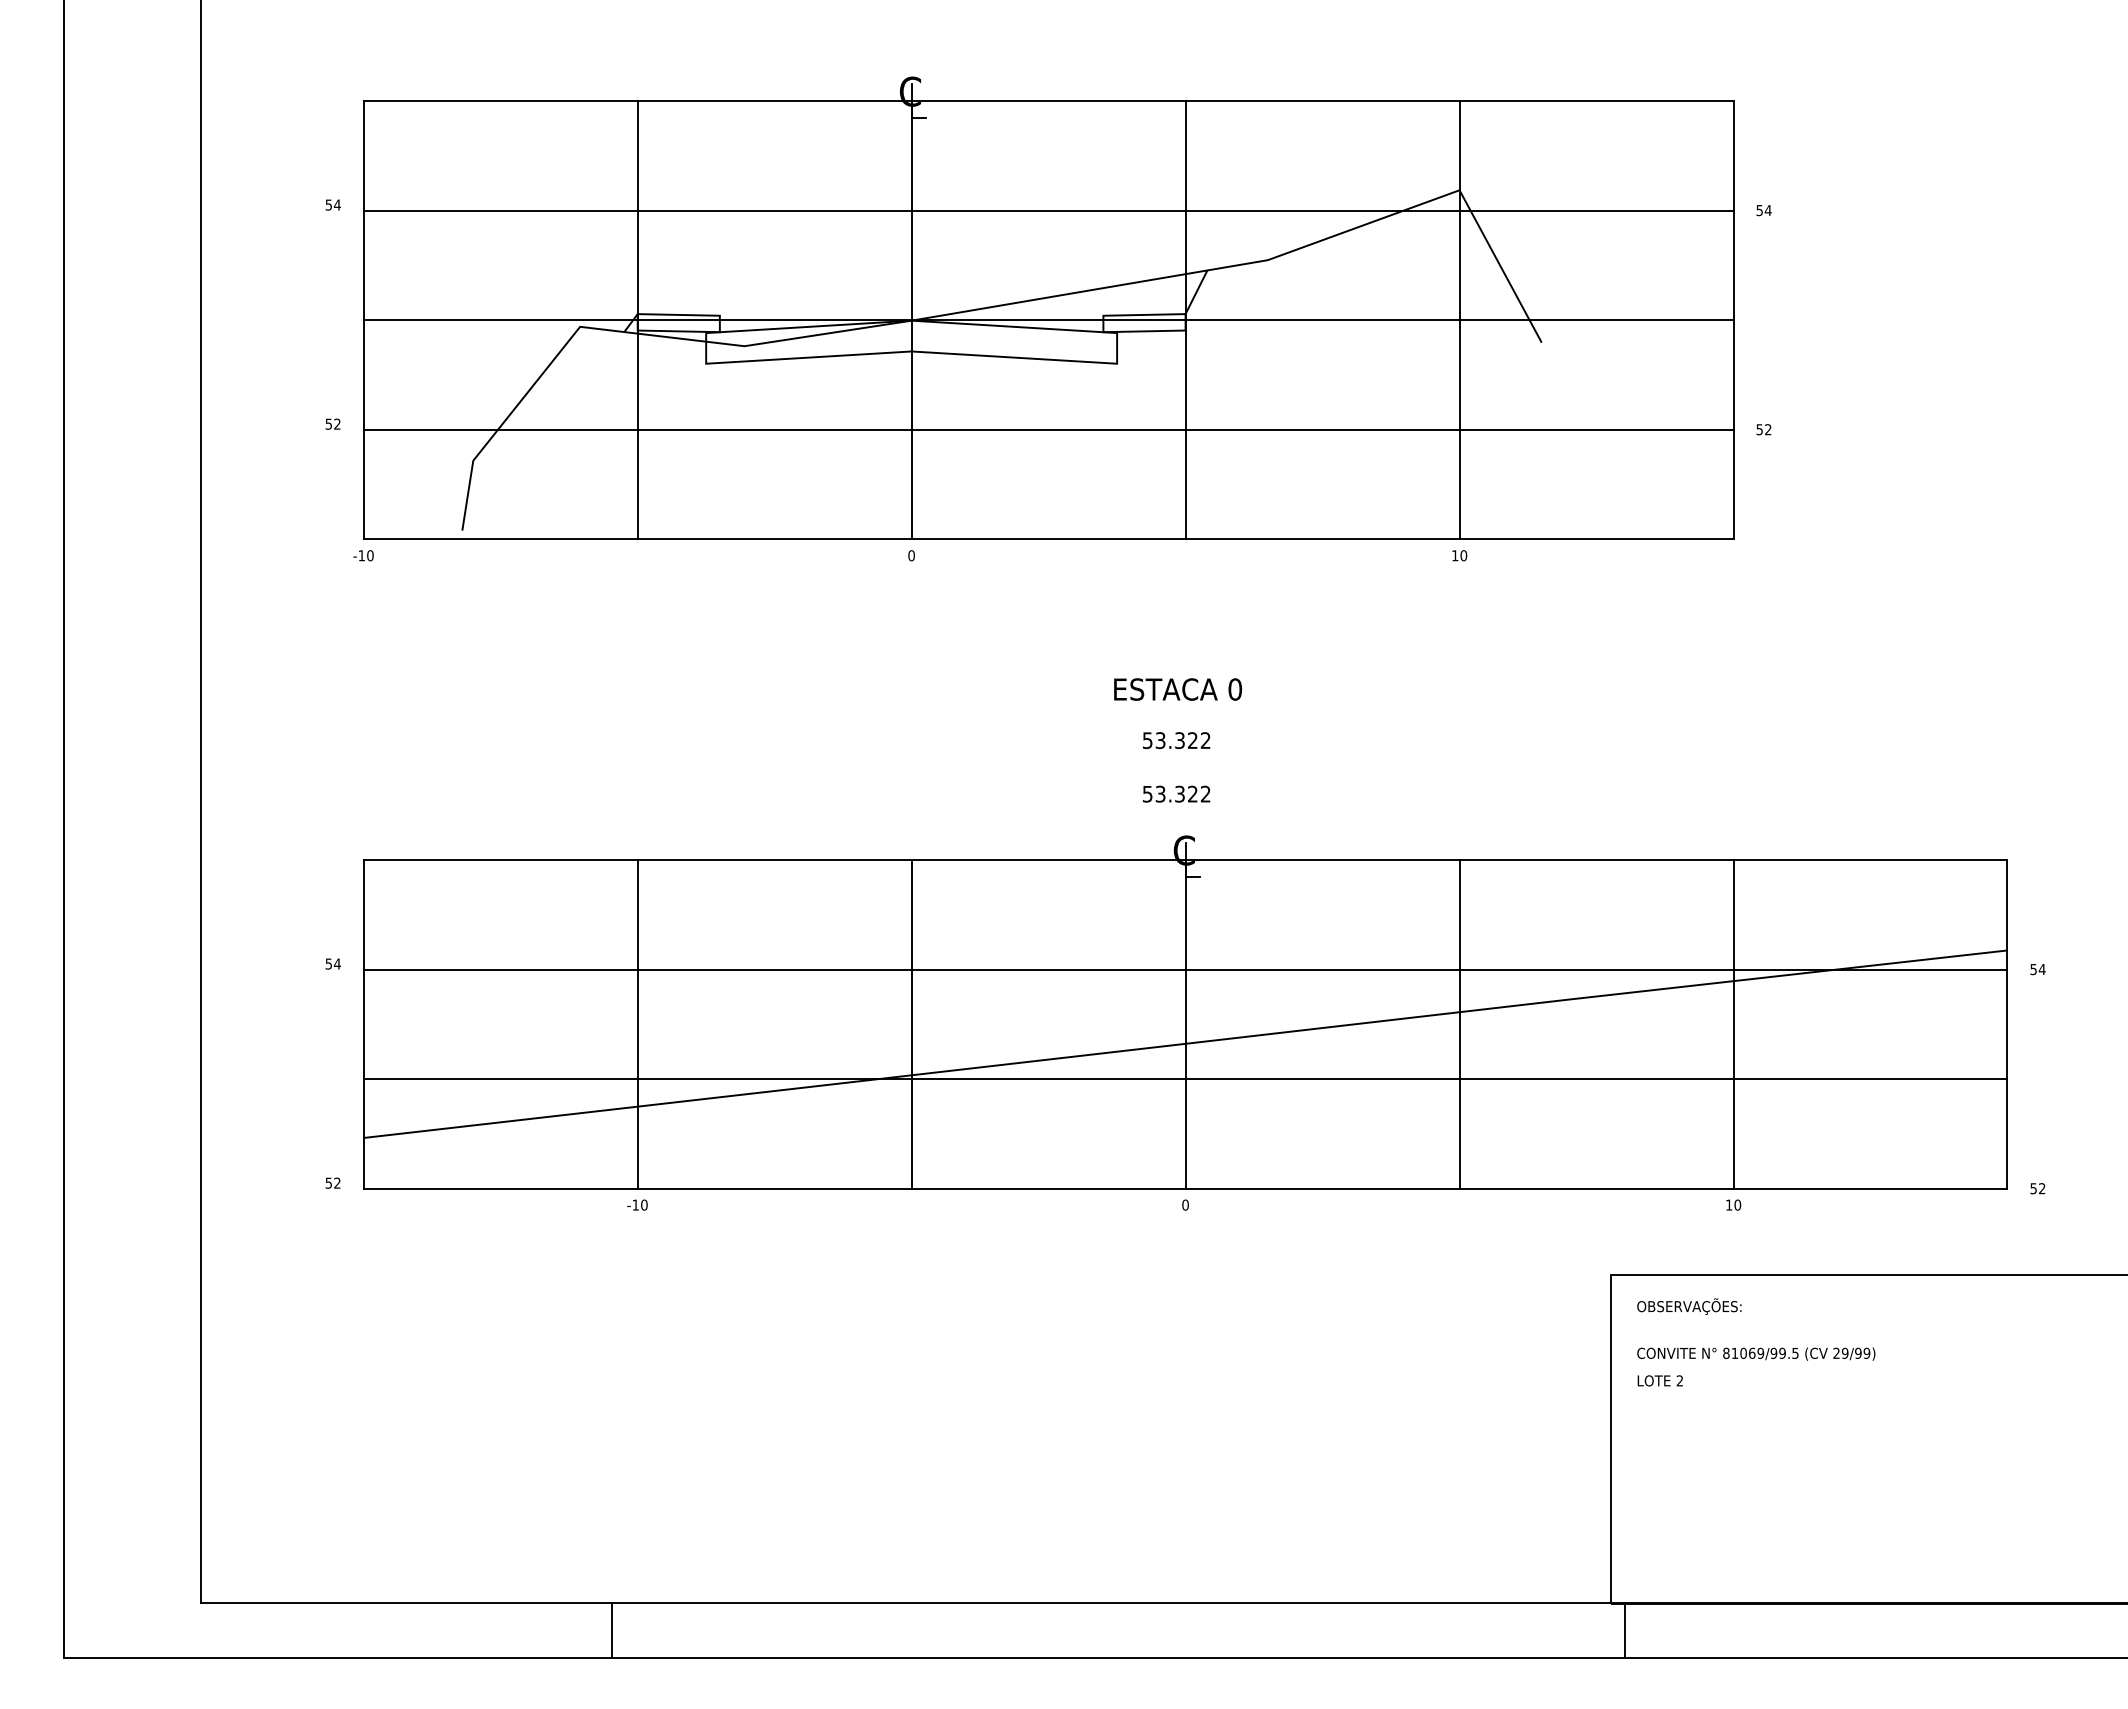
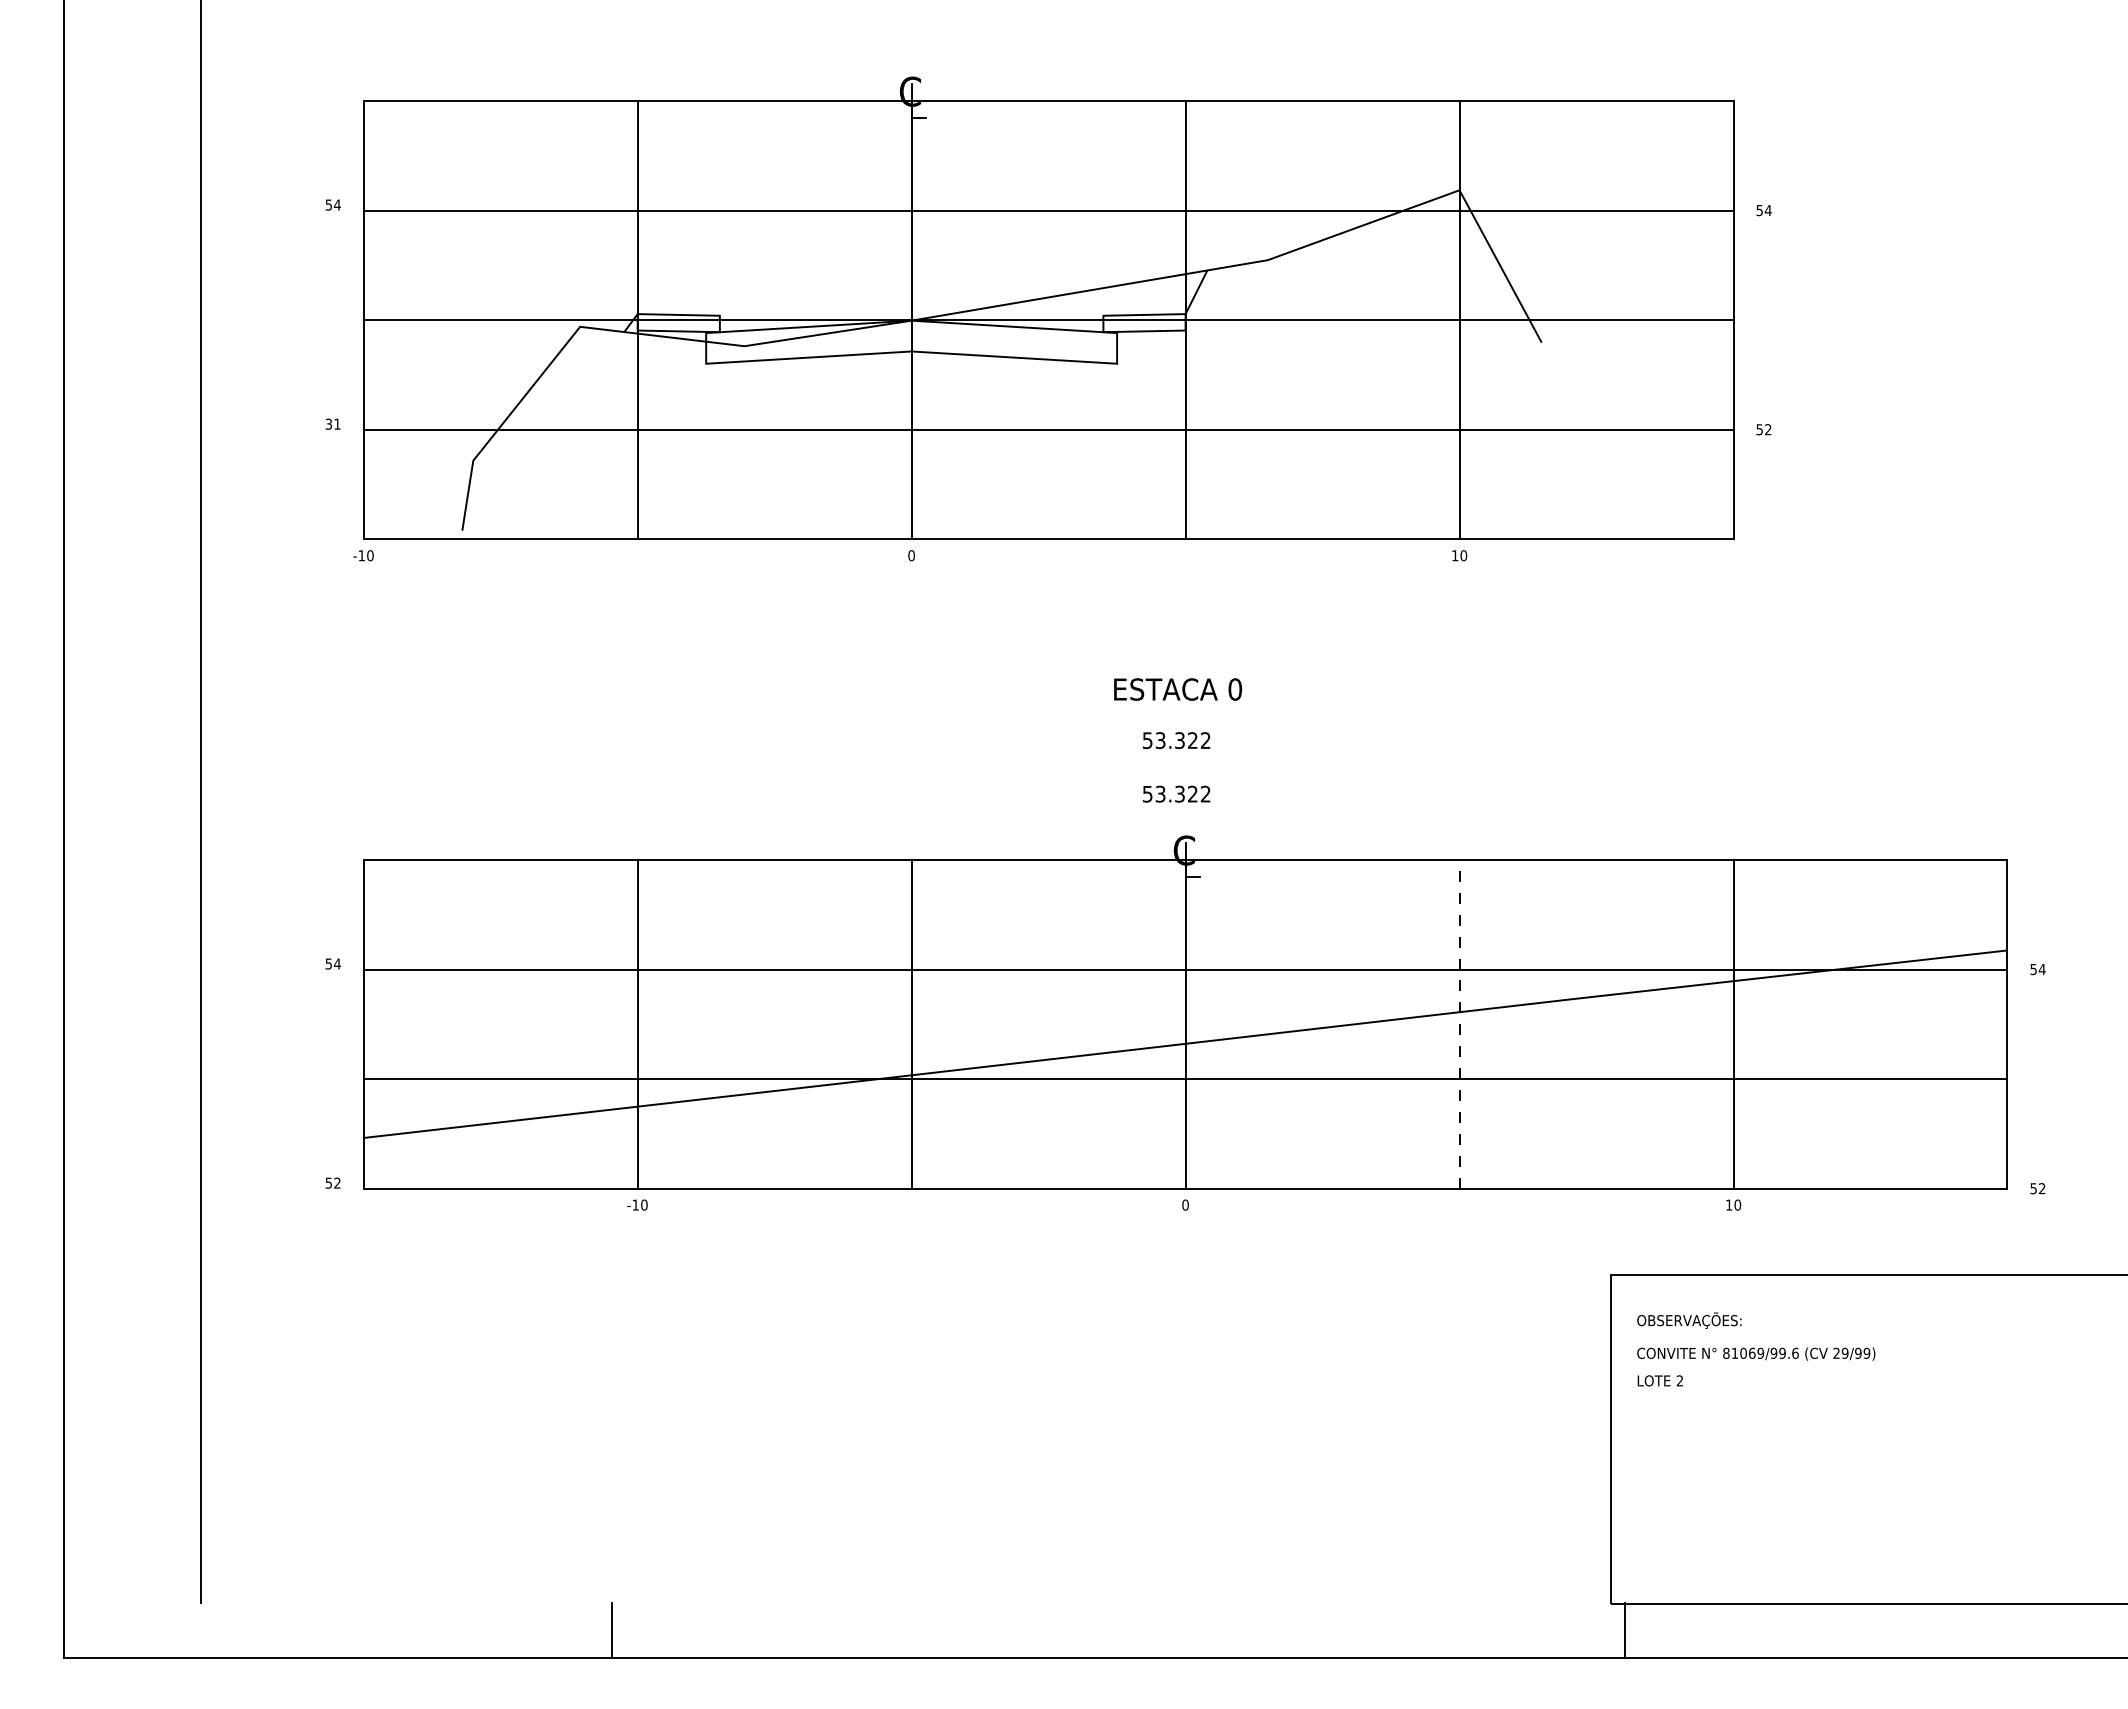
text: 52 -> 31 (333, 423)
line: solid -> dashed (1459, 1023)
text position: (1689, 1306) -> (1689, 1320) (1689, 1320)
text: 81069/99.5 -> 81069/99.6 (1795, 1352)
line: present -> none (1162, 1602)
